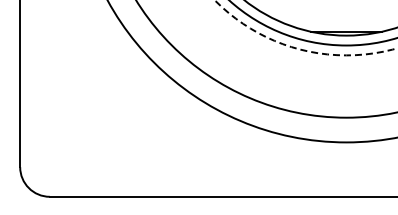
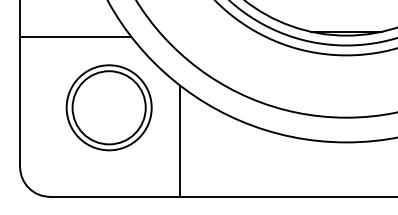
circle: dashed -> solid (306, 27)
line: none -> present (75, 36)
part: none -> present (108, 107)
line: none -> present (180, 140)
